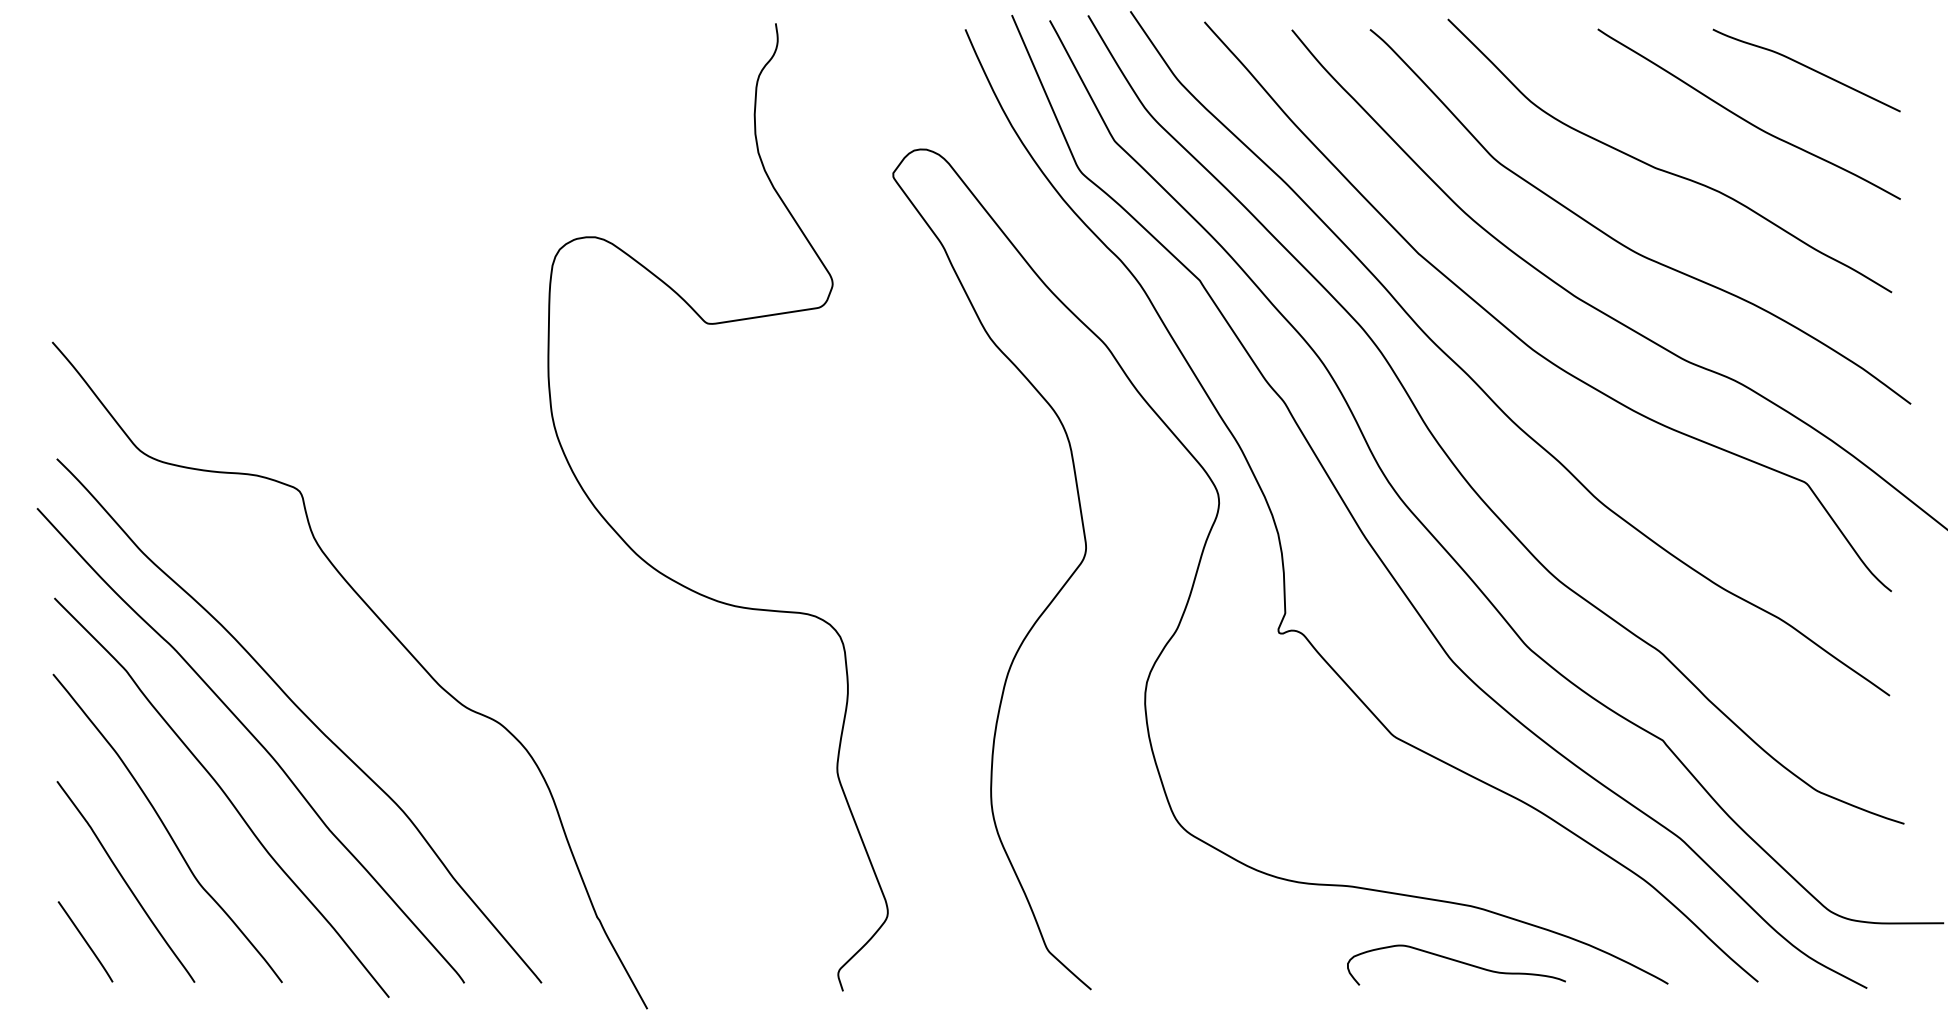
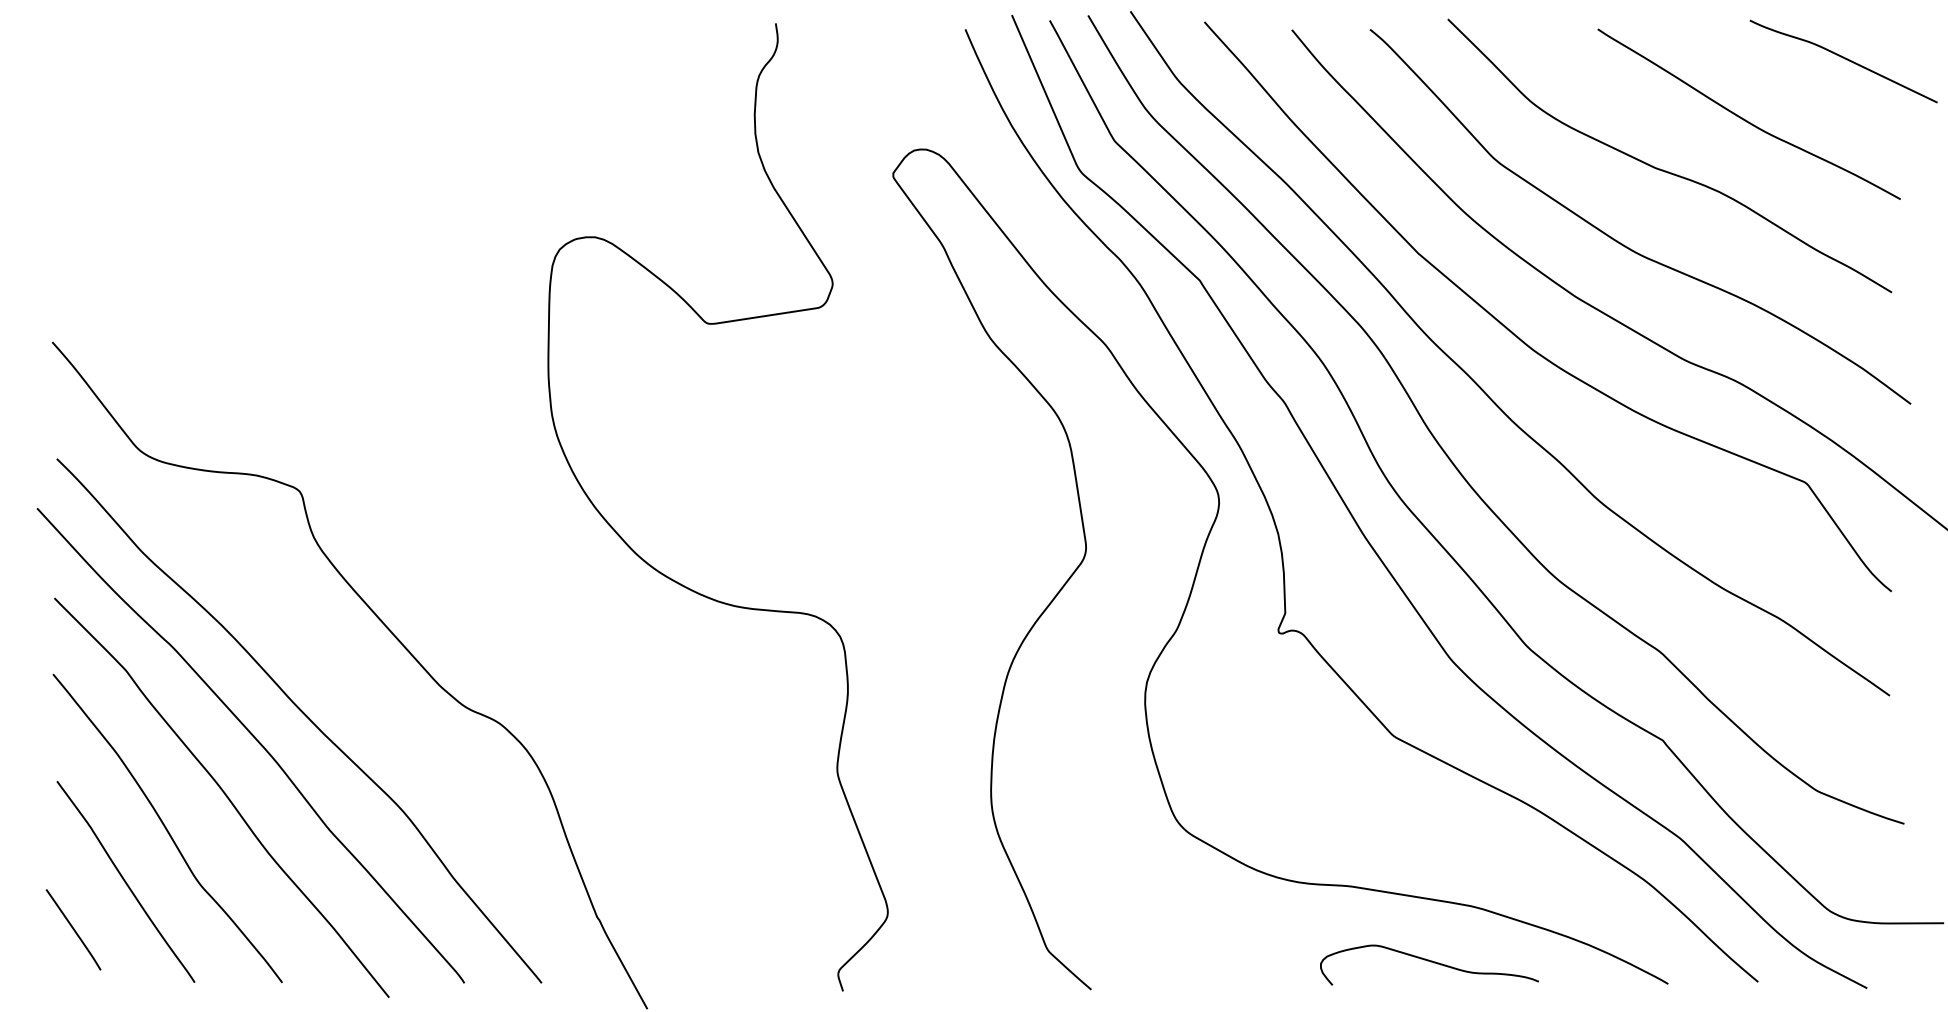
curve position: (1807, 68) -> (1844, 59) (1844, 59)
line position: (85, 941) -> (73, 929) (73, 929)
curve position: (1457, 962) -> (1430, 962) (1430, 962)
